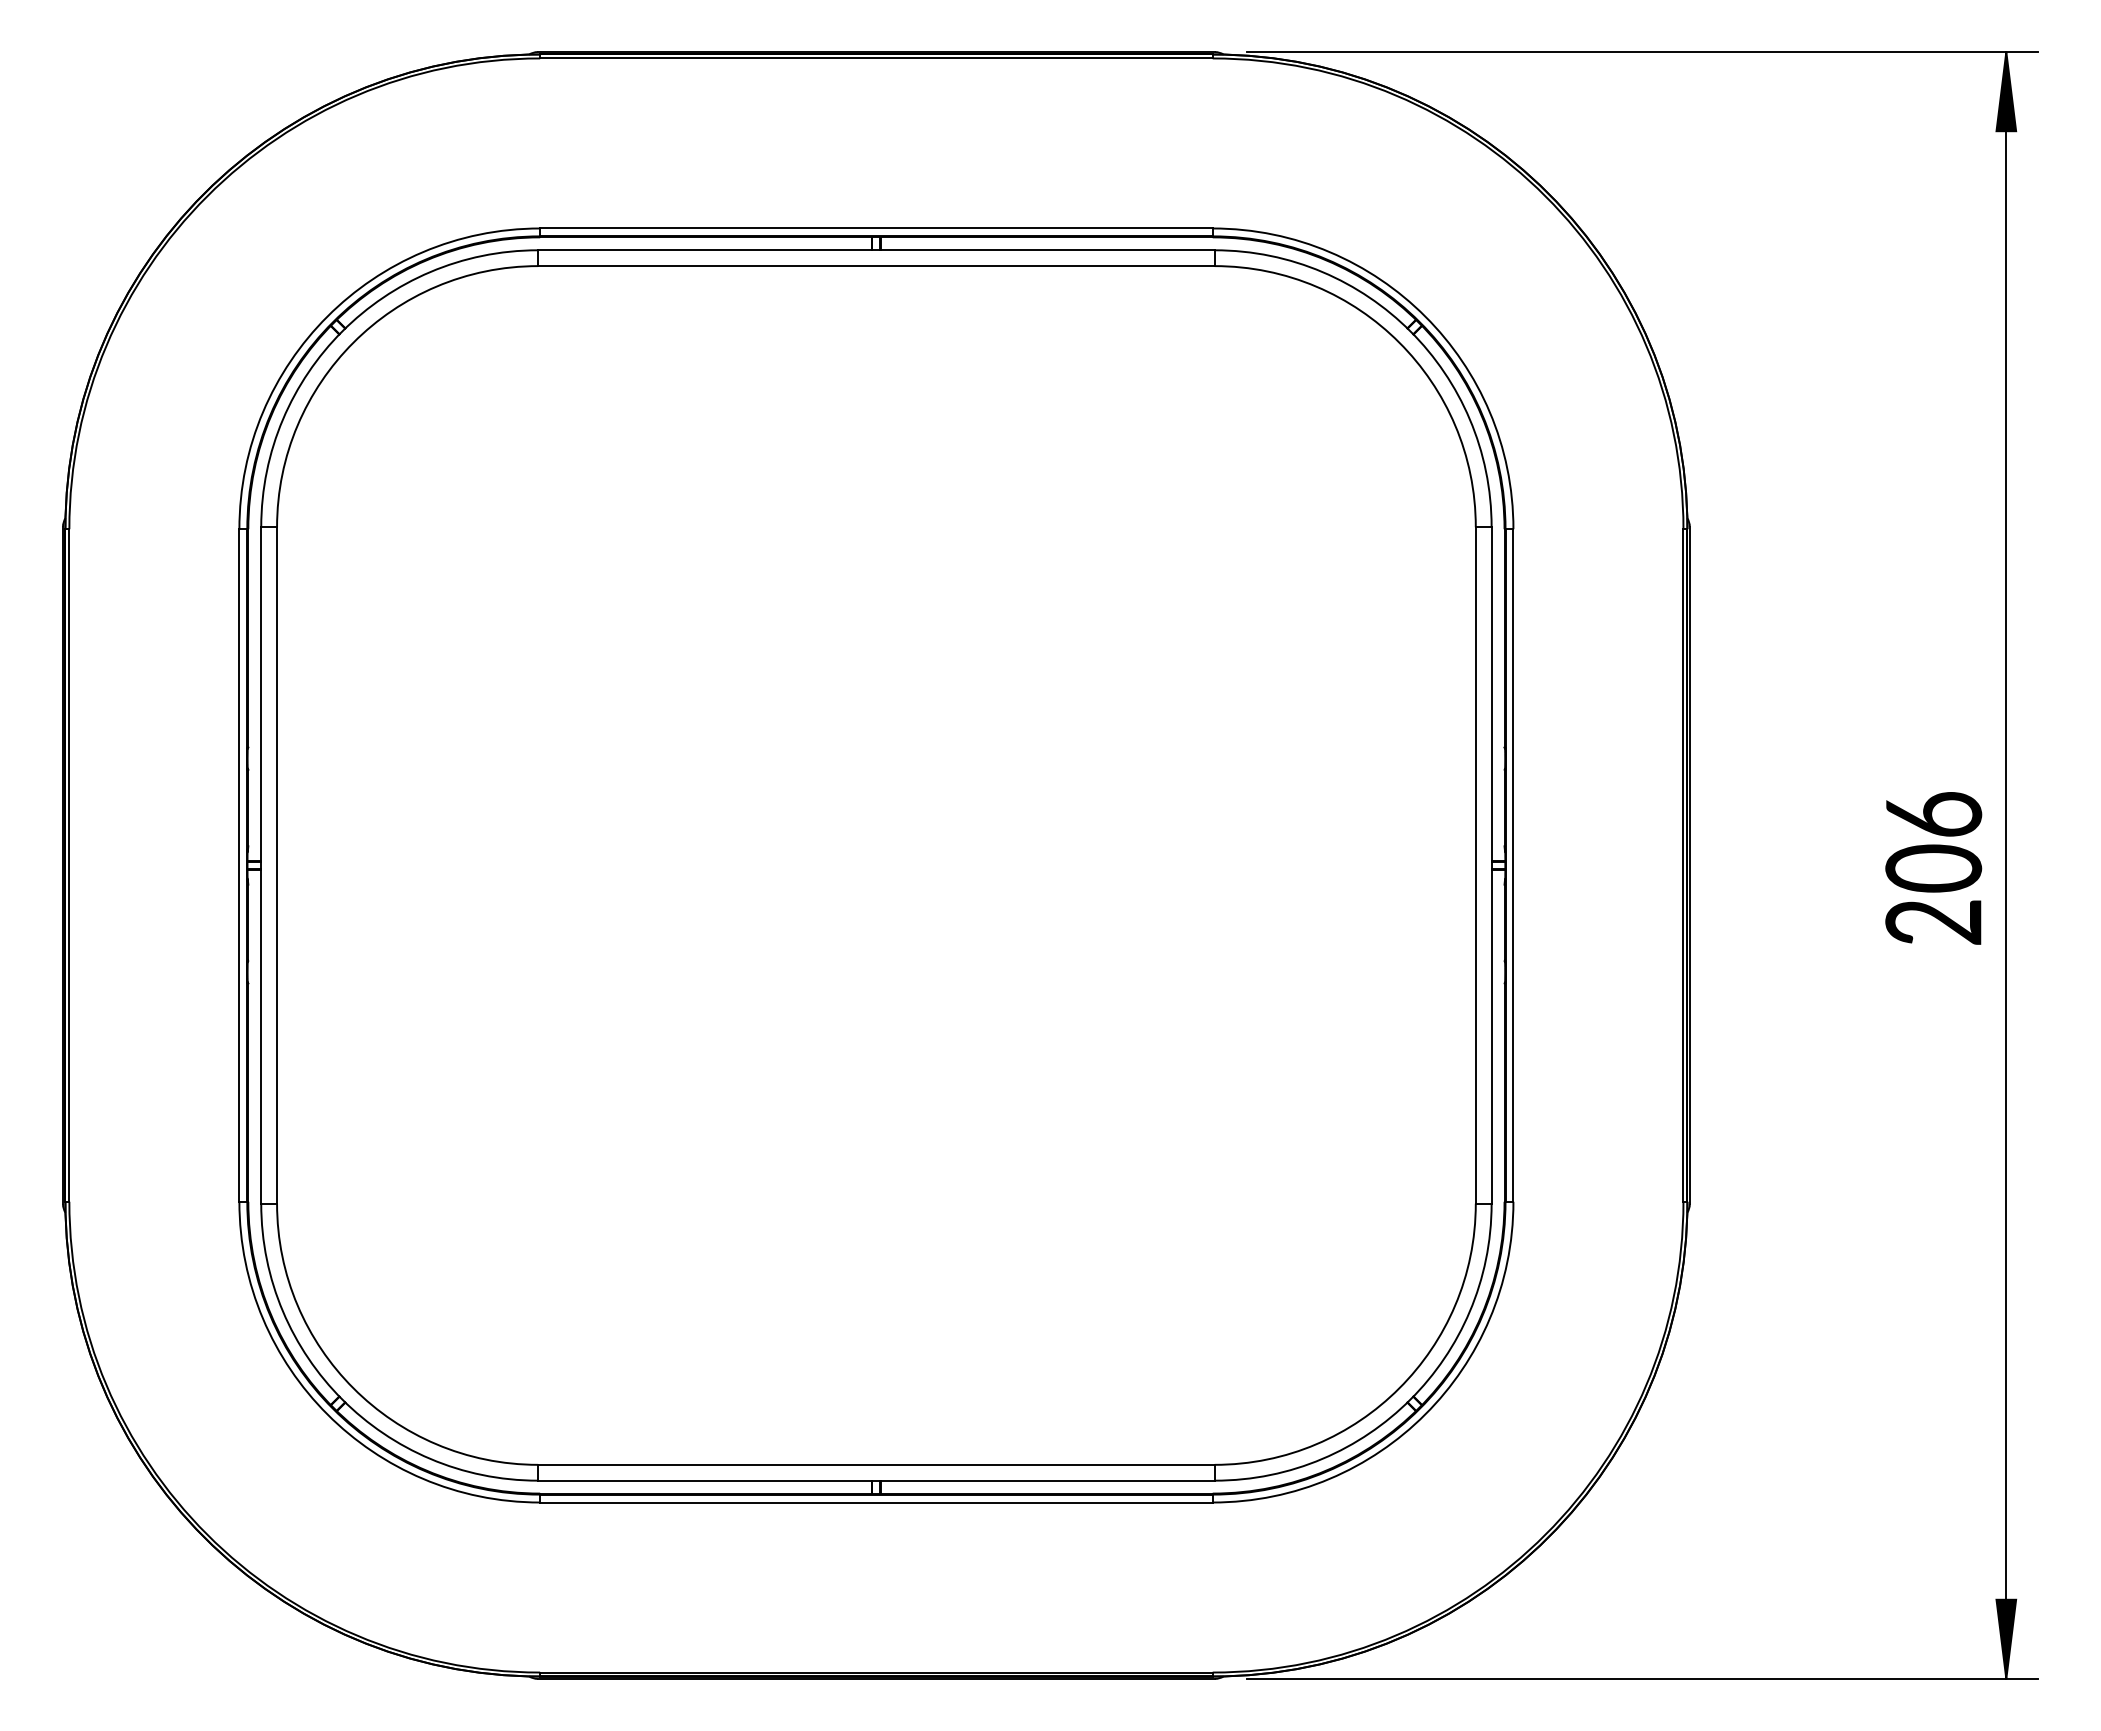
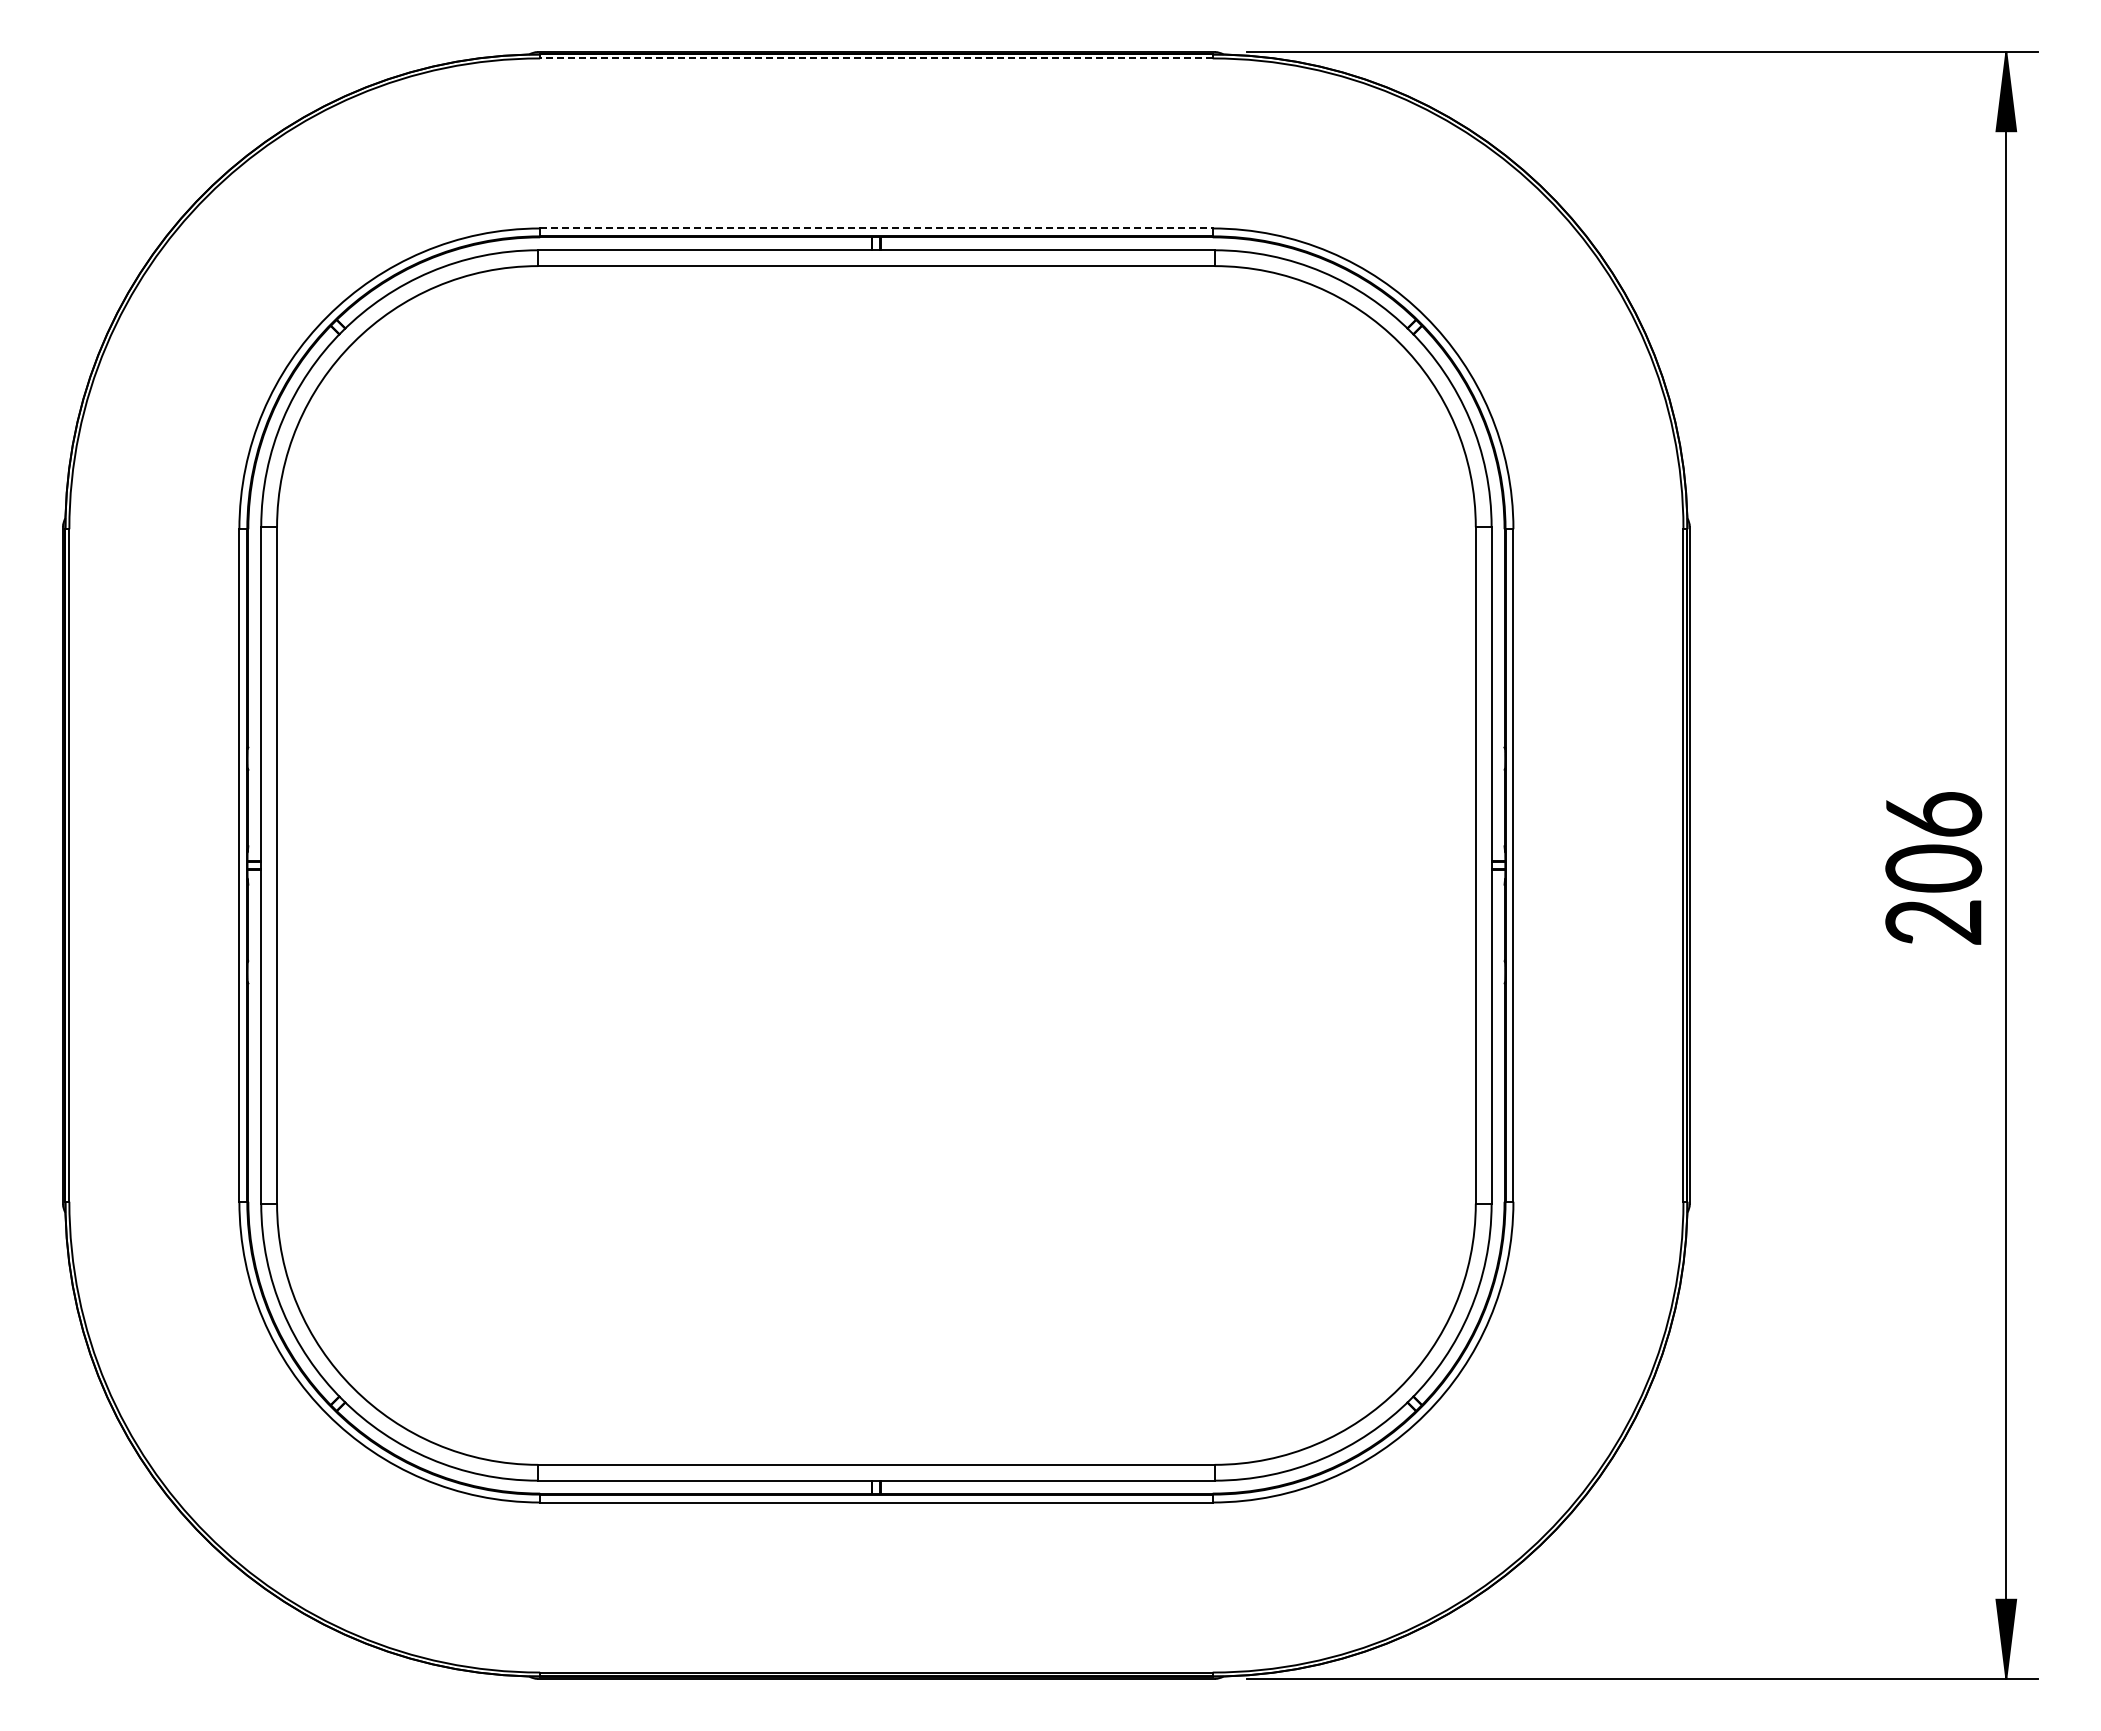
line: solid -> dashed (875, 58)
line: solid -> dashed (876, 228)
